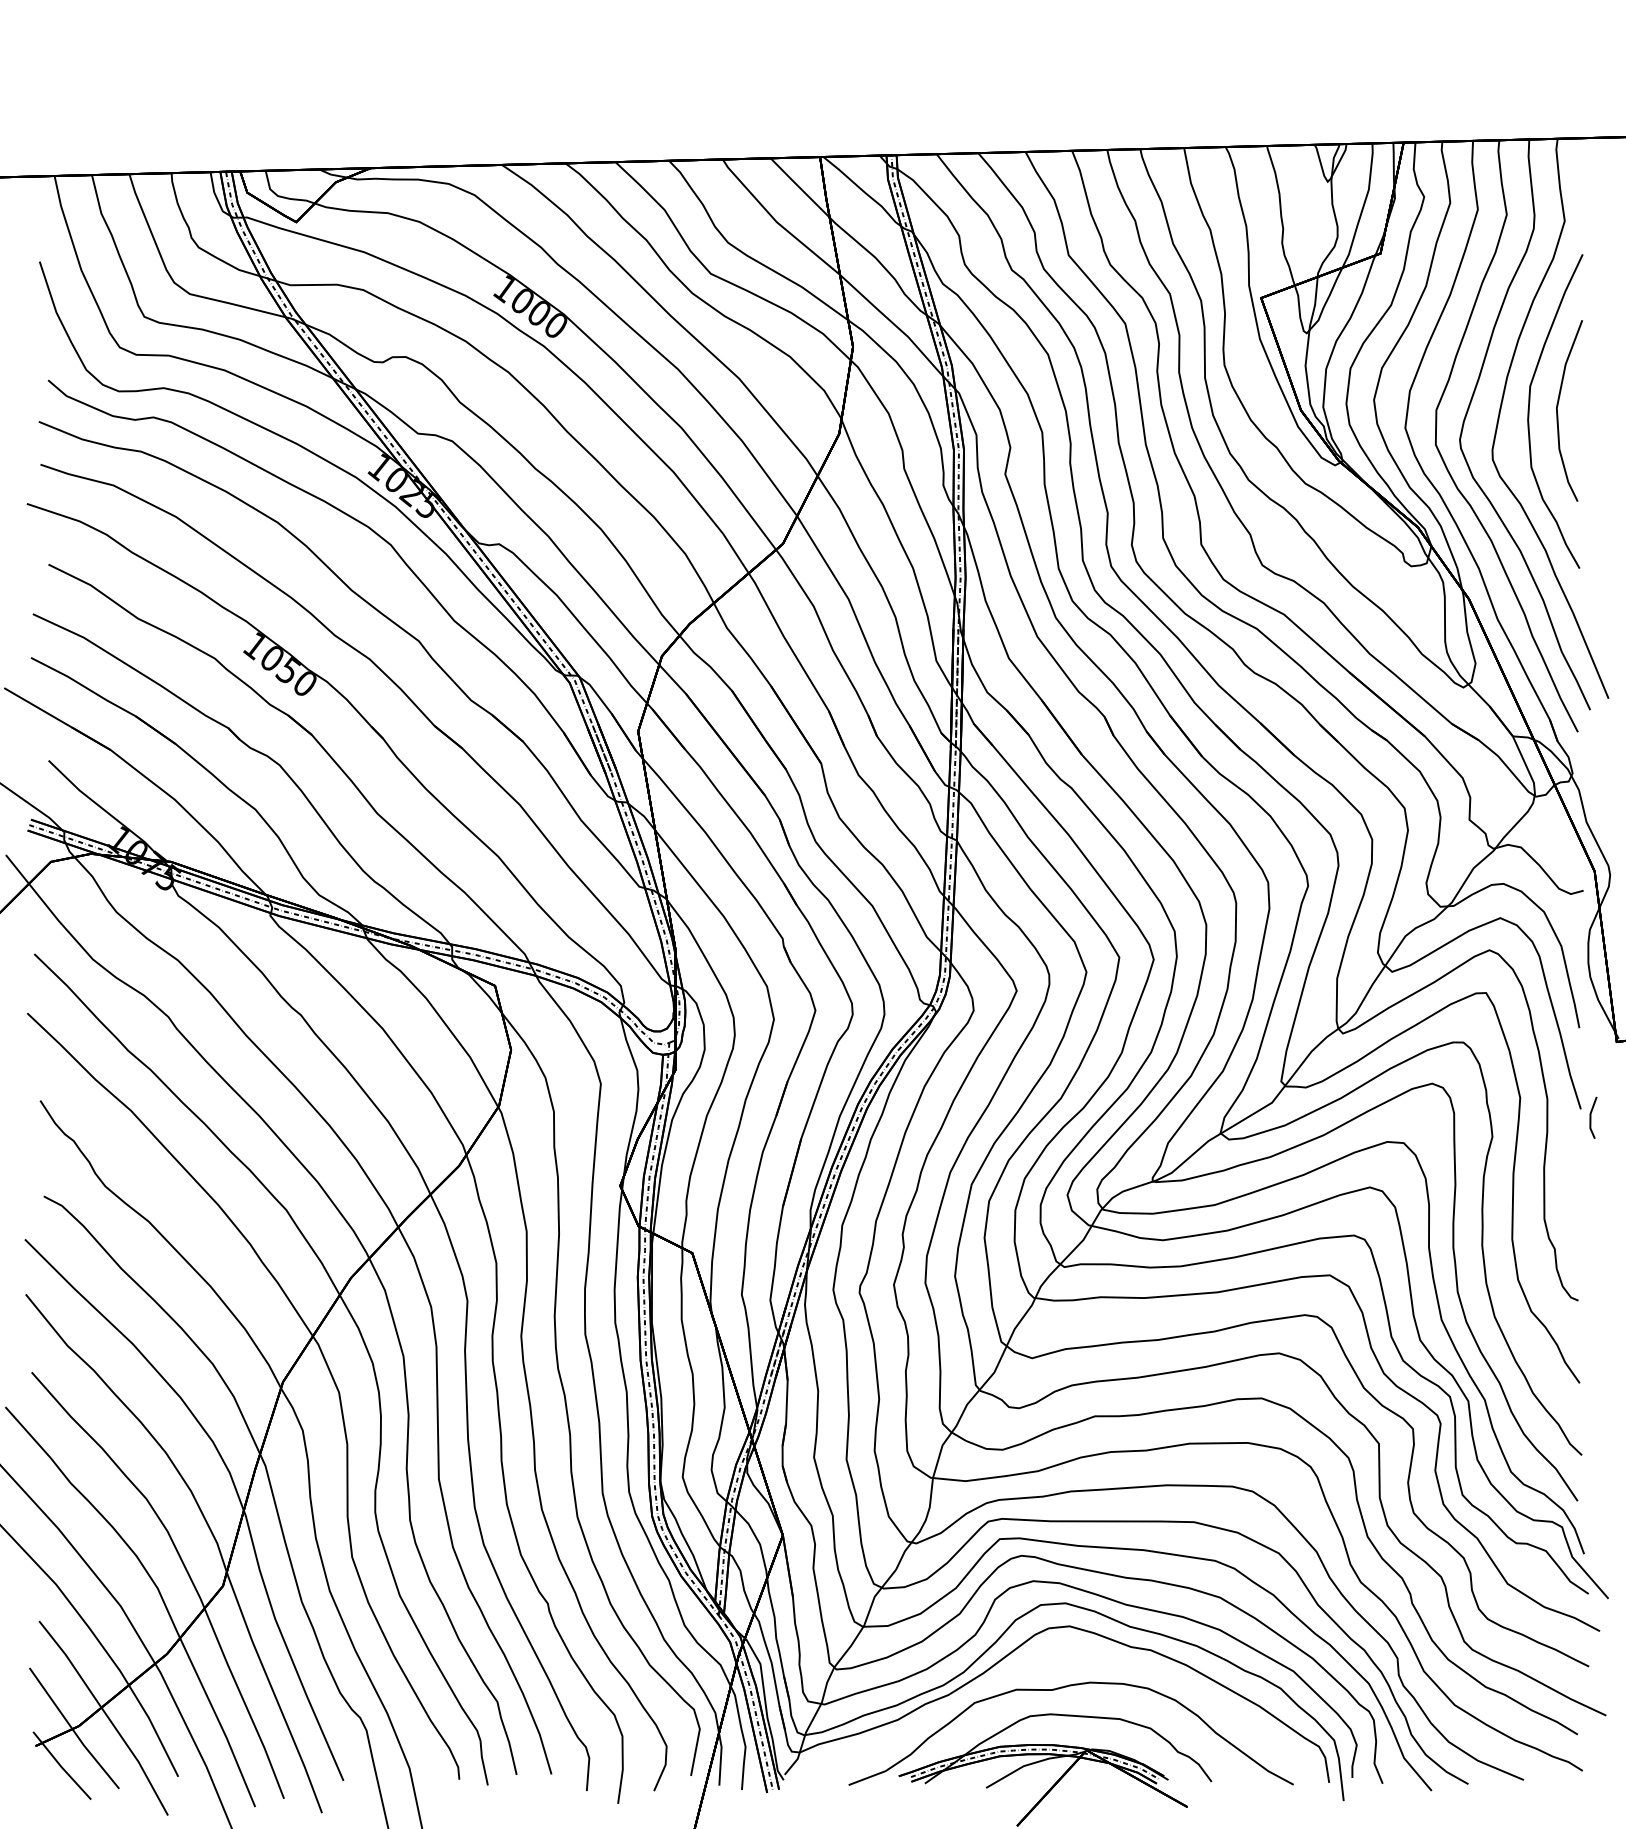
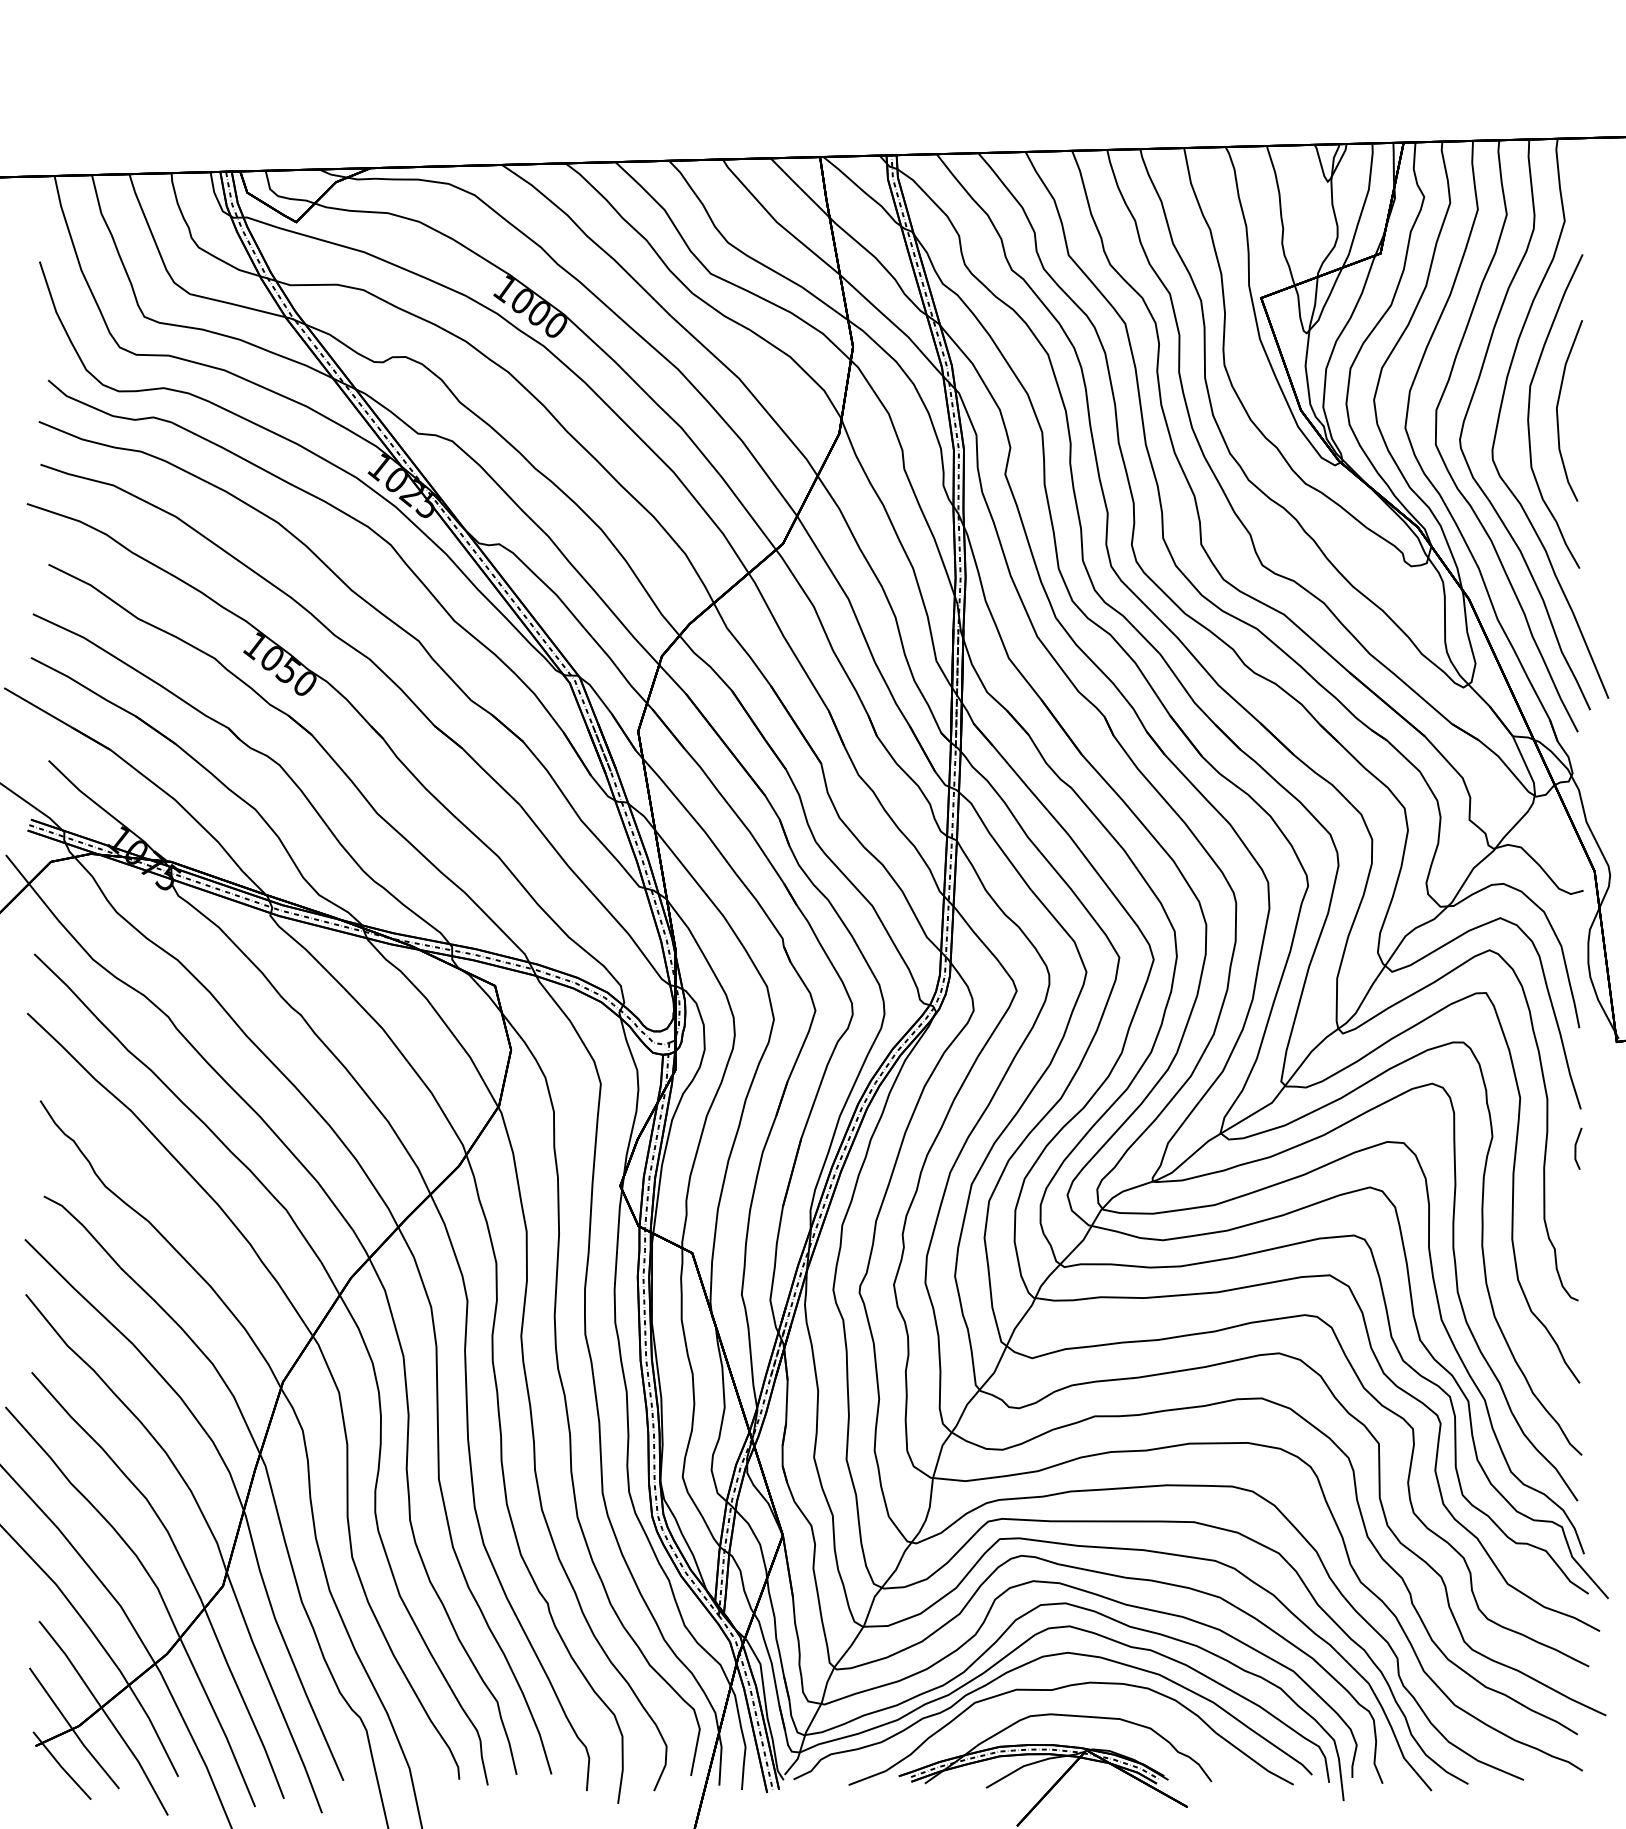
line position: (1591, 1117) -> (1576, 1148) (1576, 1148)
curve: none -> present (1030, 1663)
